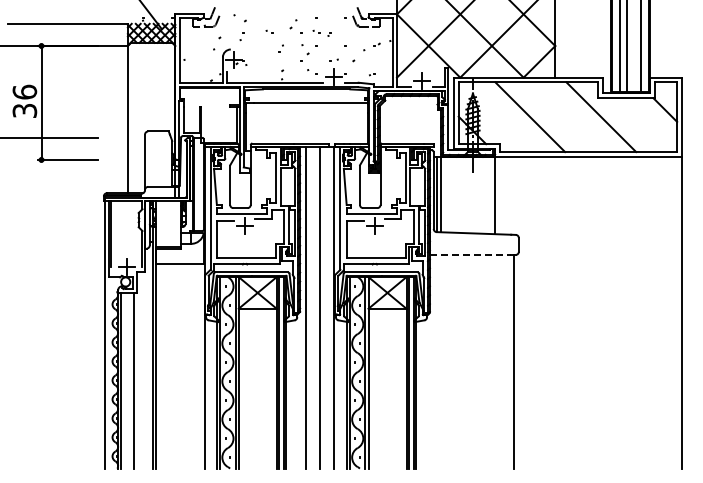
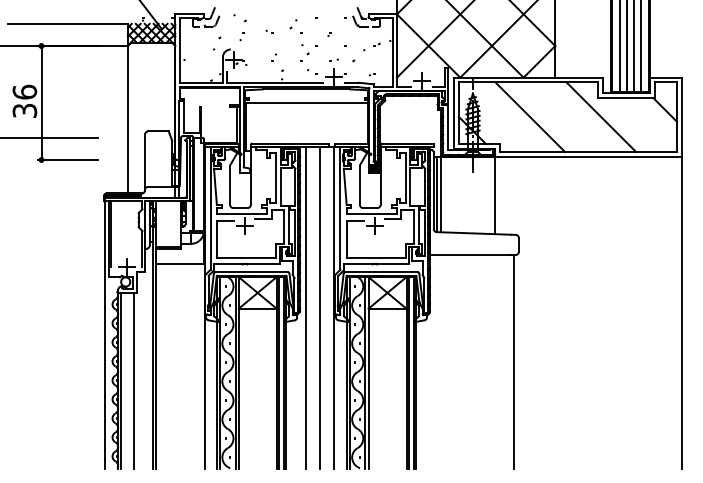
part: present -> none (316, 31)
line: none -> present (634, 46)
part position: (280, 48) -> (273, 57) (273, 57)
line: dashed -> solid (470, 254)
